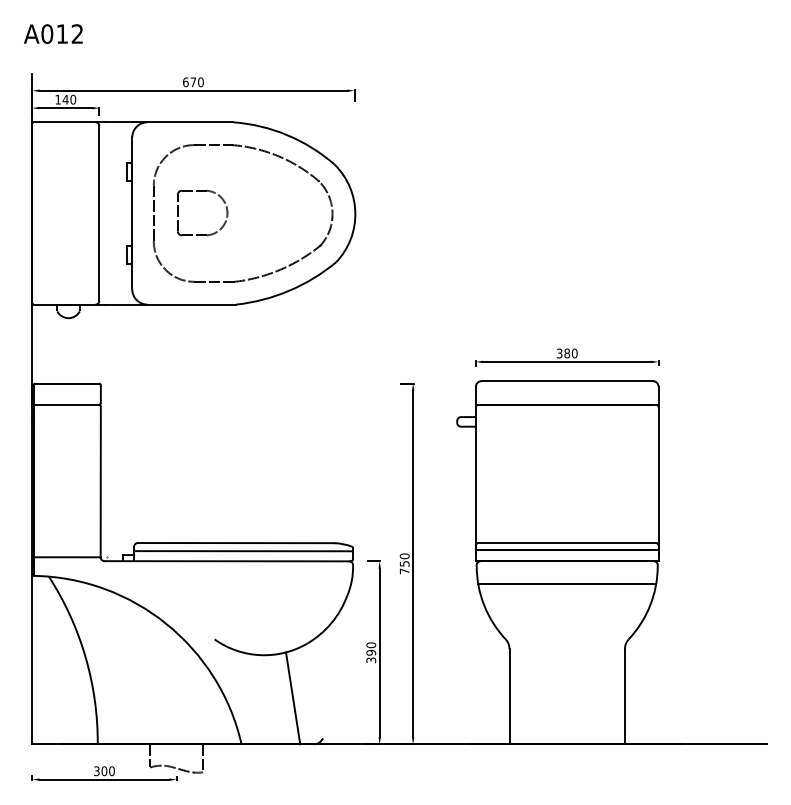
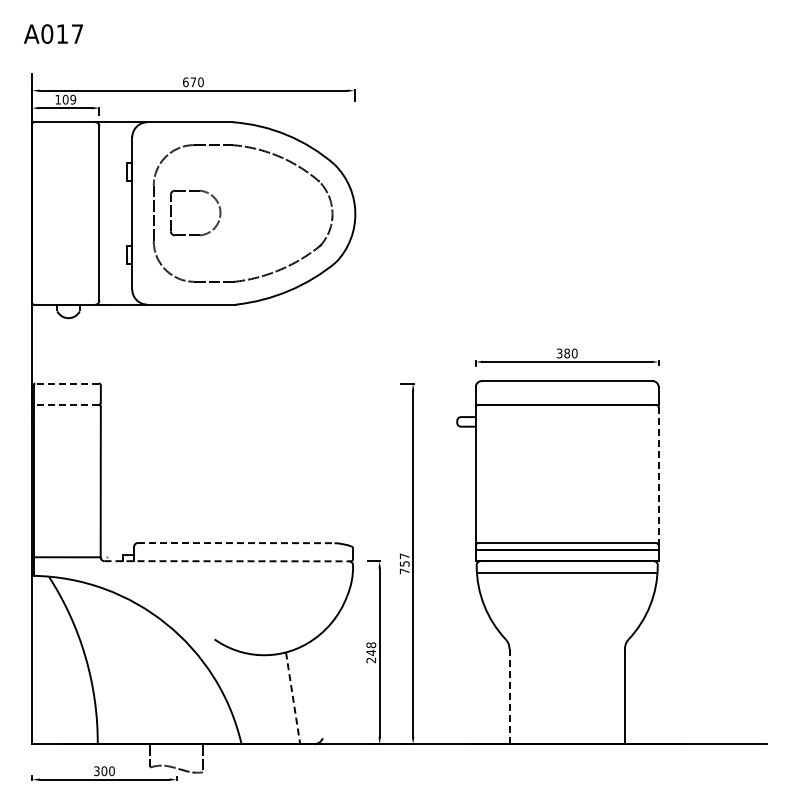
text: A012 -> A017 (76, 33)
text: 140 -> 109 (69, 99)
part position: (202, 191) -> (195, 191) (195, 191)
line: solid -> dashed (67, 383)
line: solid -> dashed (66, 404)
line: solid -> dashed (658, 480)
line: solid -> dashed (236, 543)
line: present -> none (243, 551)
text: 750 -> 757 (404, 556)
line: solid -> dashed (228, 561)
line position: (567, 583) -> (567, 572) (567, 572)
text: 390 -> 248 (371, 652)
line: solid -> dashed (509, 696)
line: solid -> dashed (293, 698)
